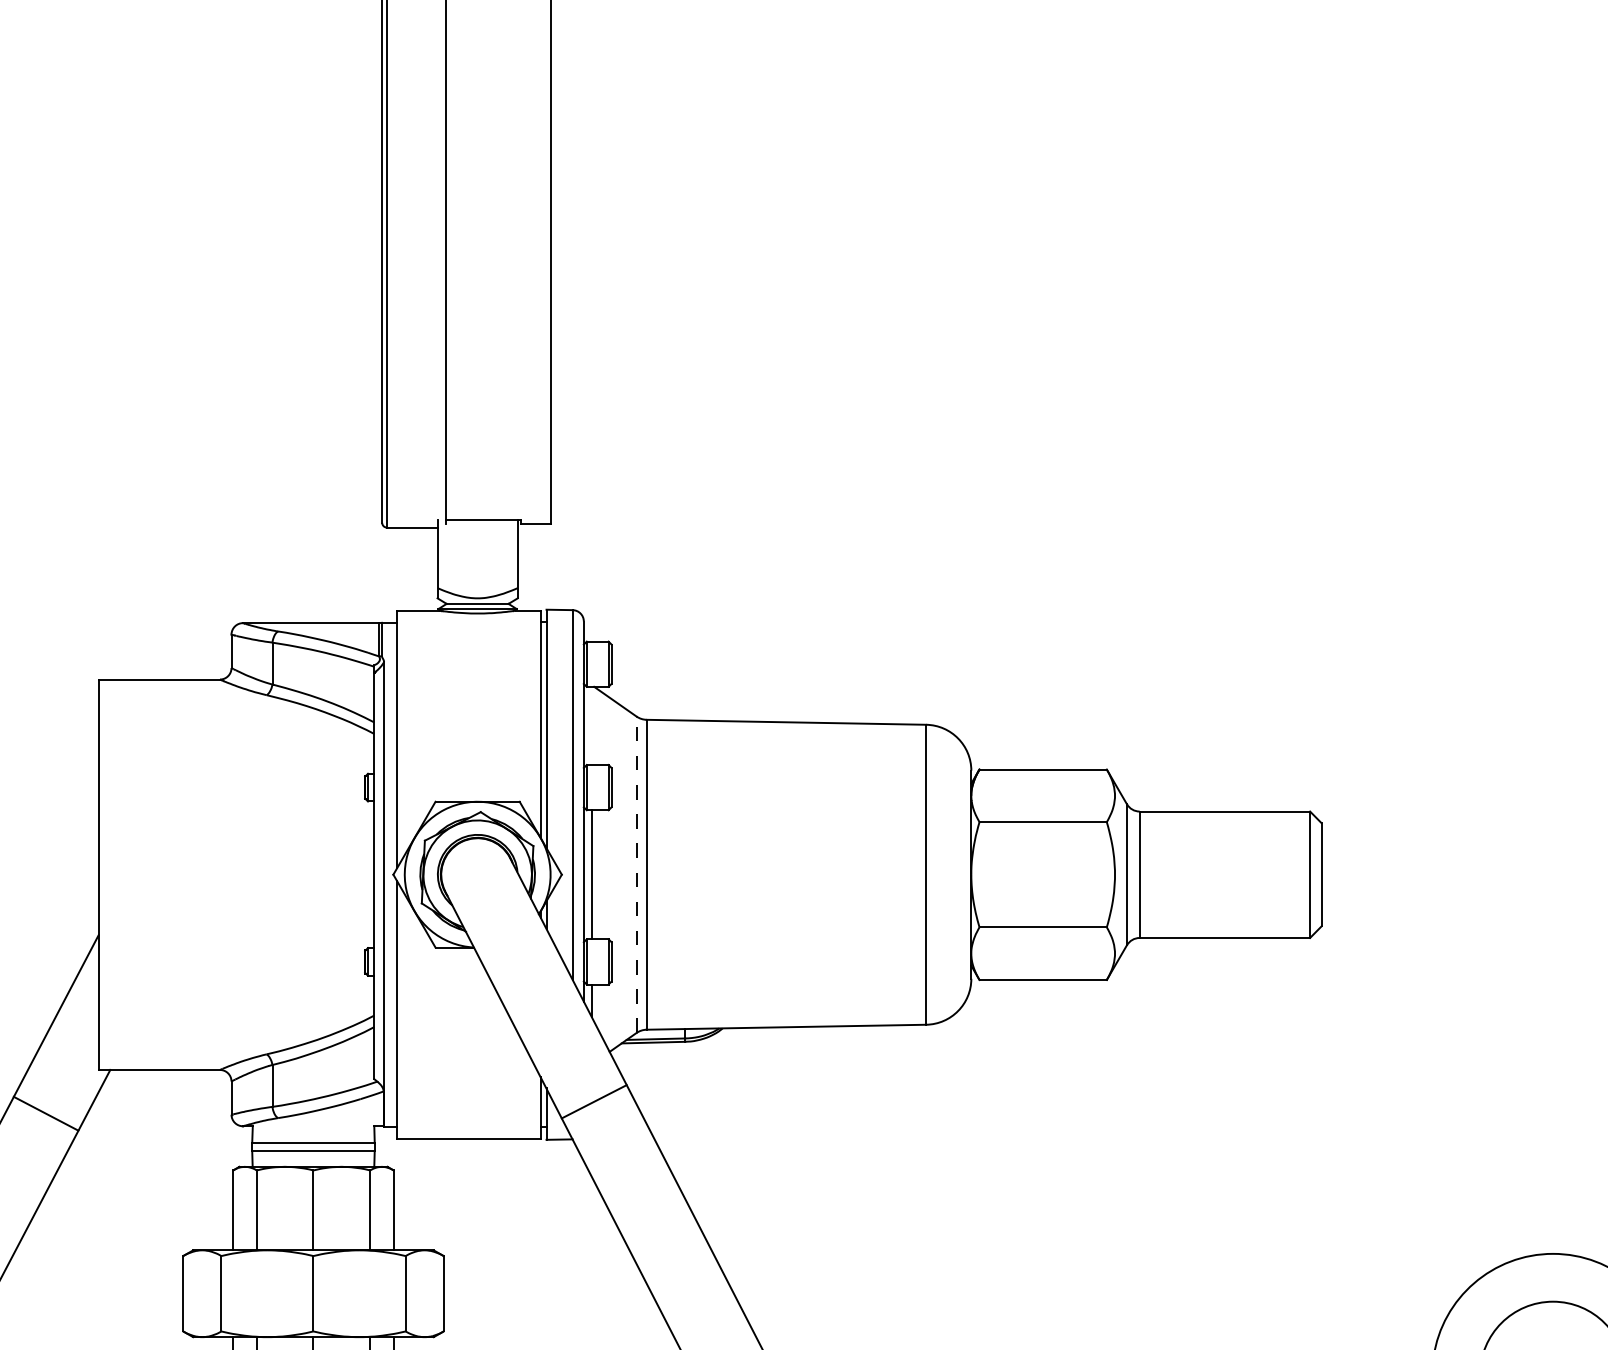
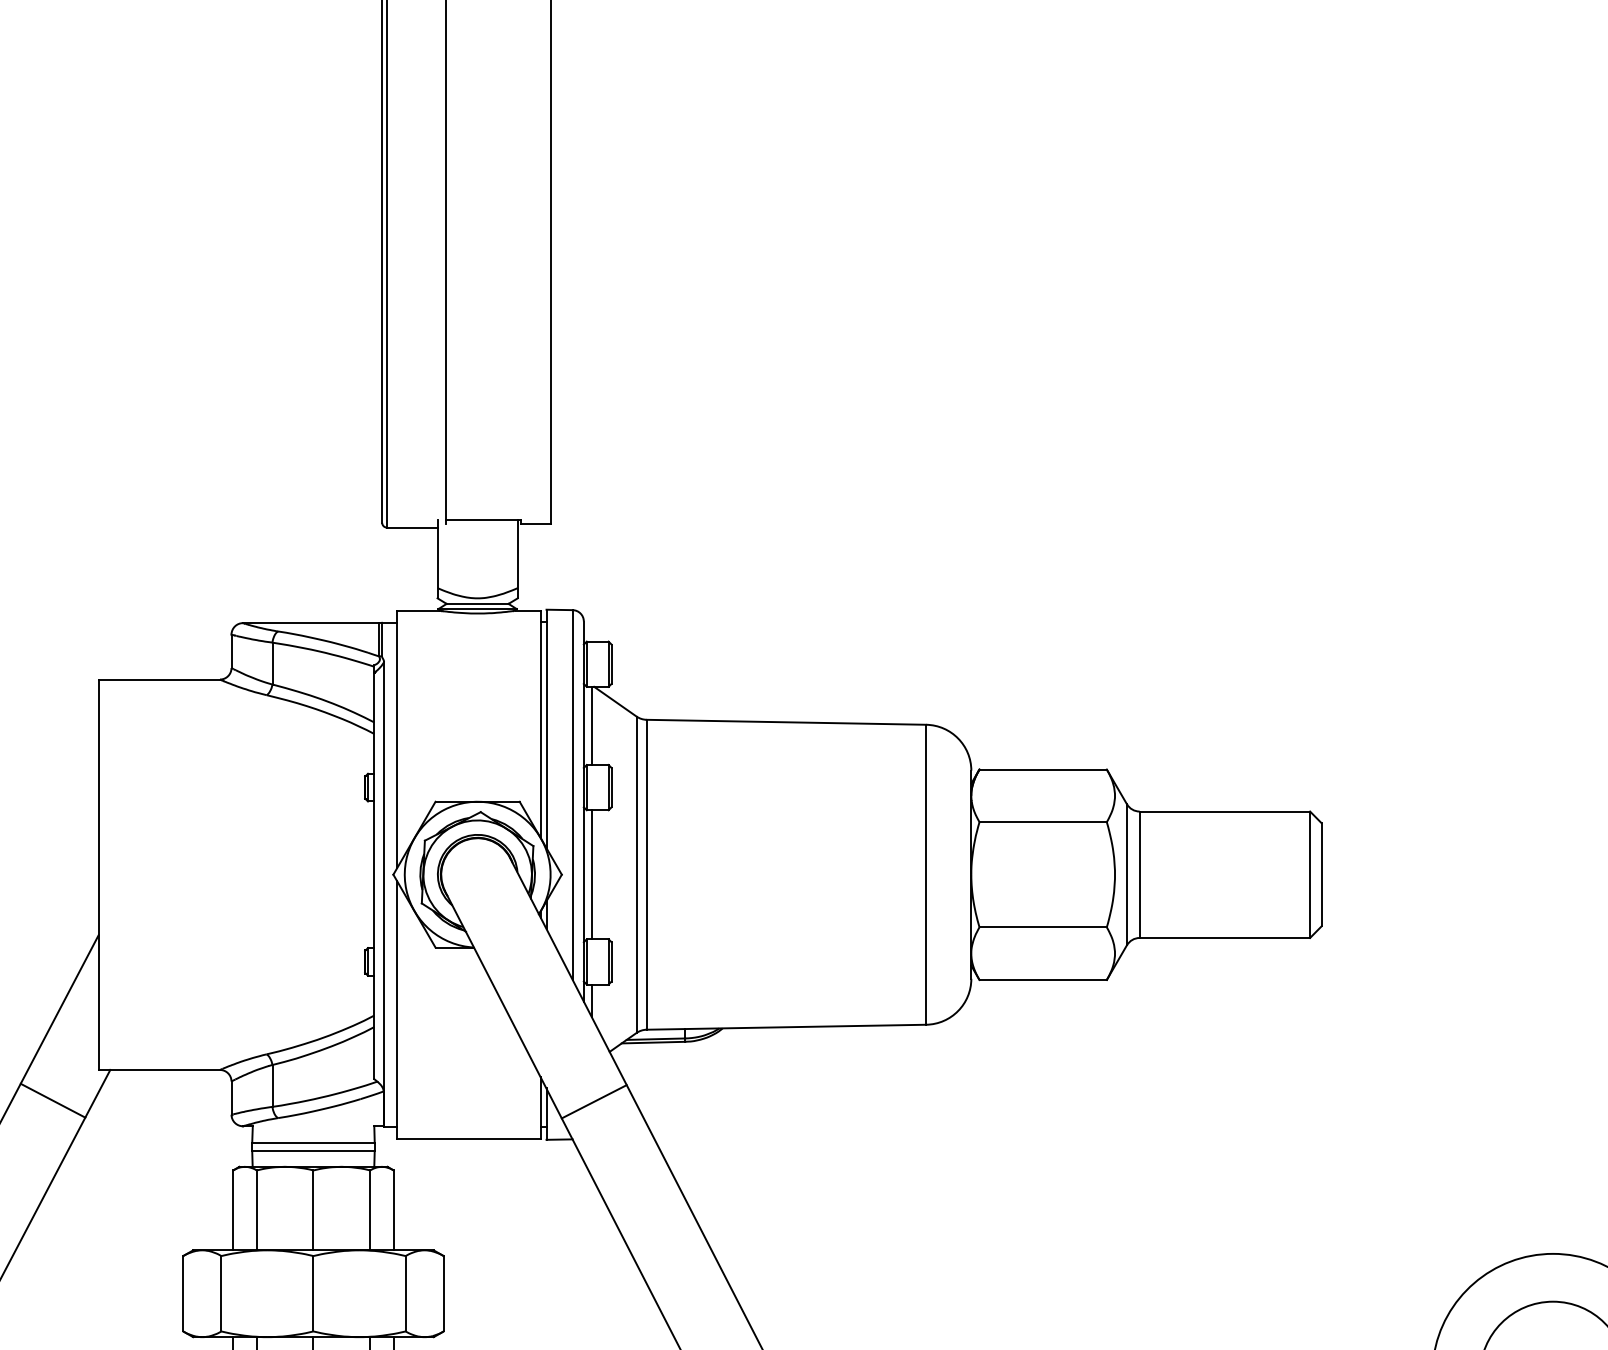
line: none -> present (591, 725)
line: dashed -> solid (636, 874)
line position: (45, 1113) -> (52, 1100) (52, 1100)
